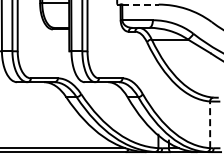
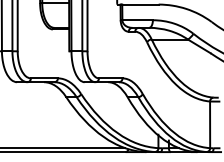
line: dashed -> solid (140, 4)
line: dashed -> solid (210, 124)
